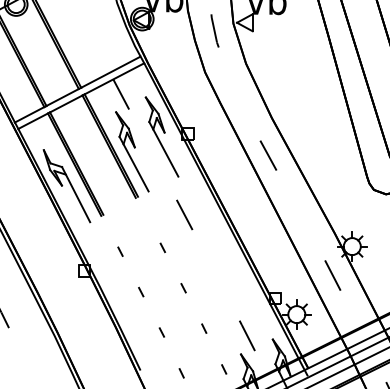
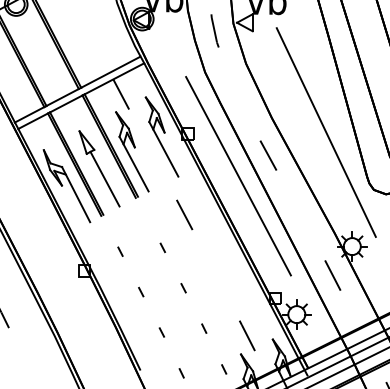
line: none -> present (325, 132)
part: none -> present (99, 168)
line: none -> present (238, 176)
